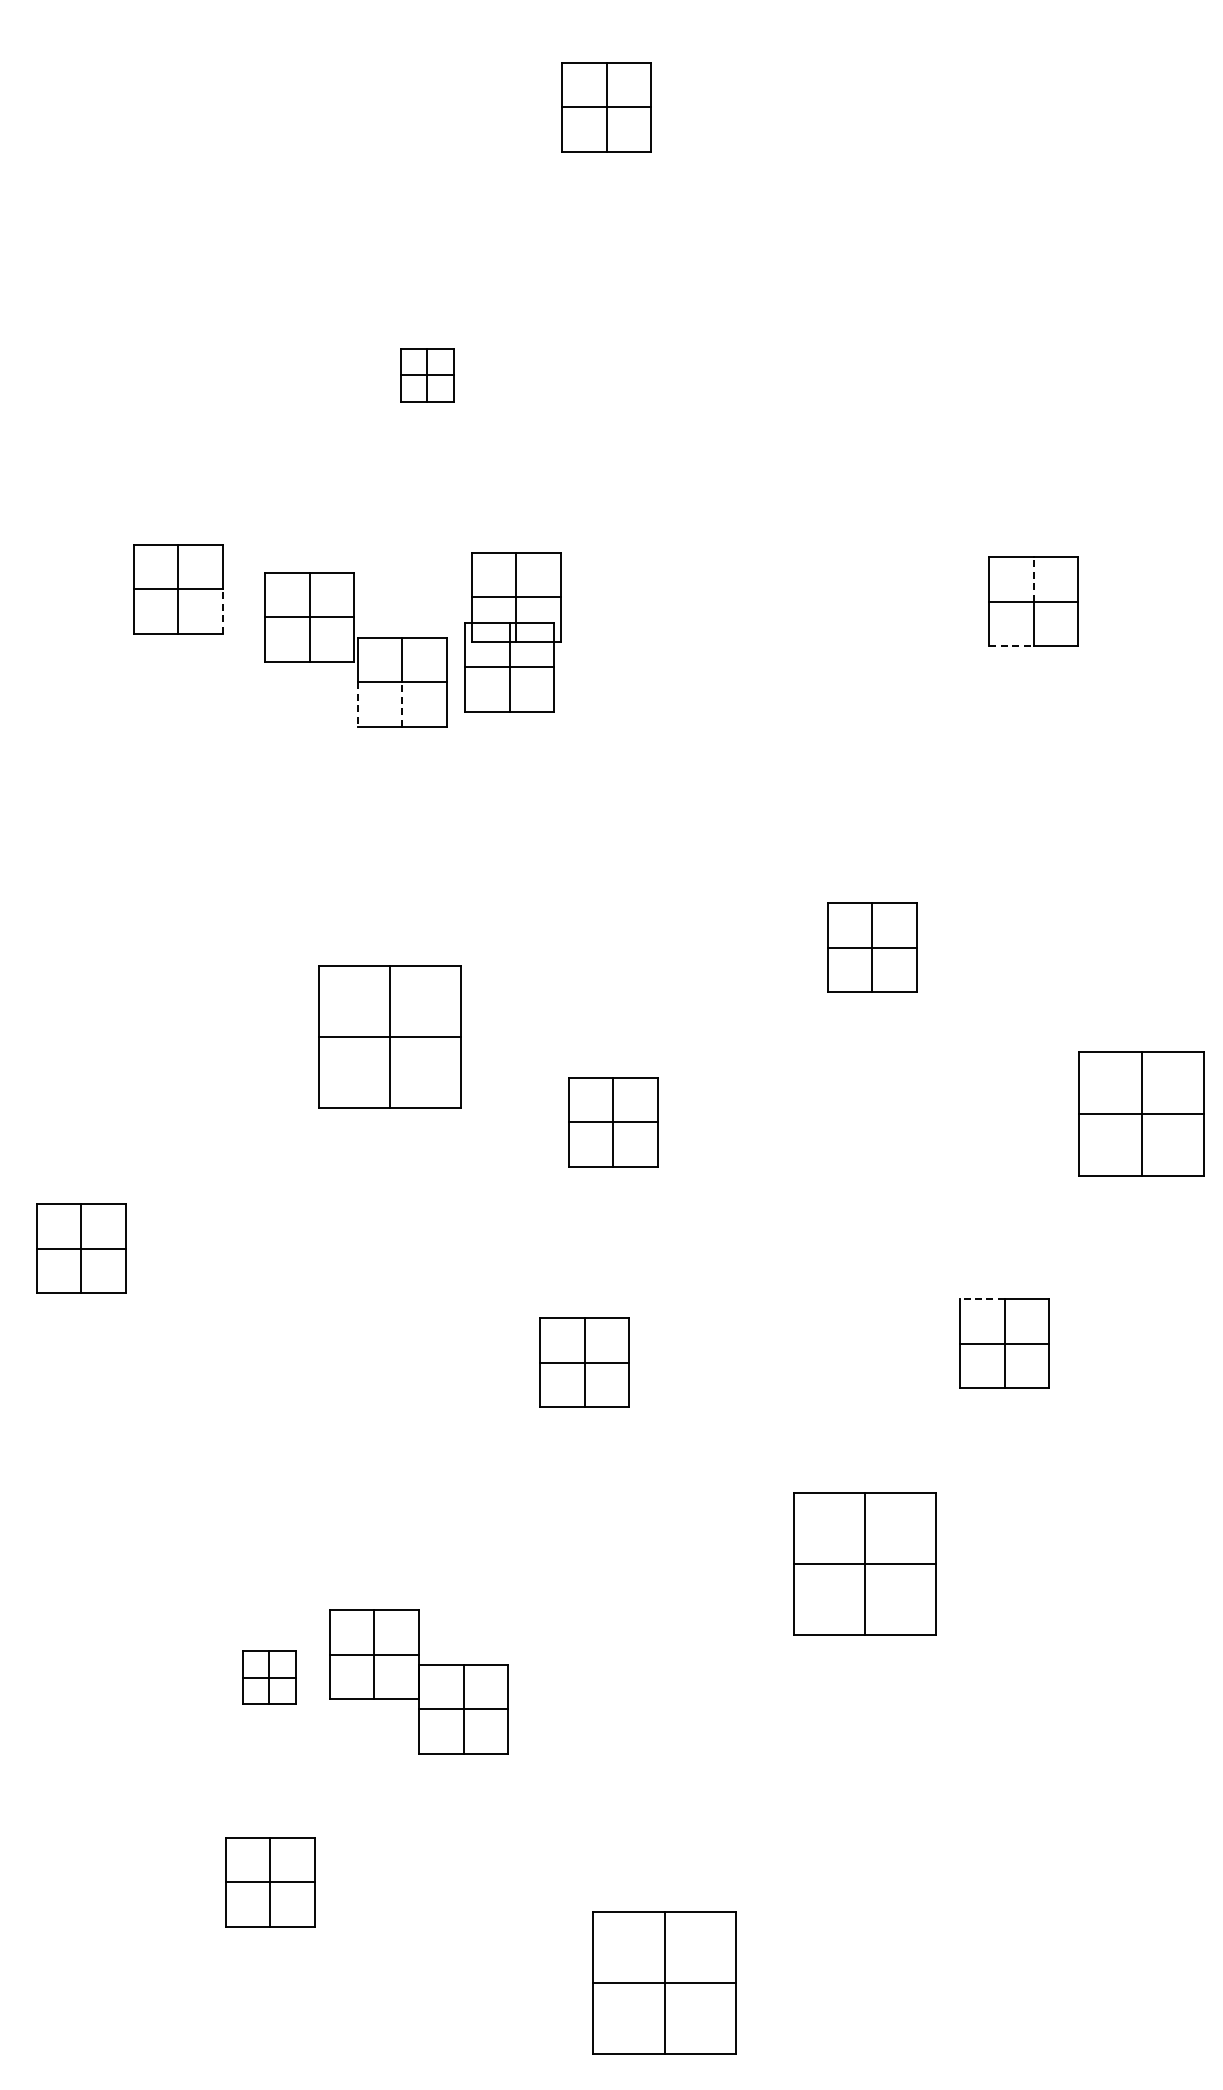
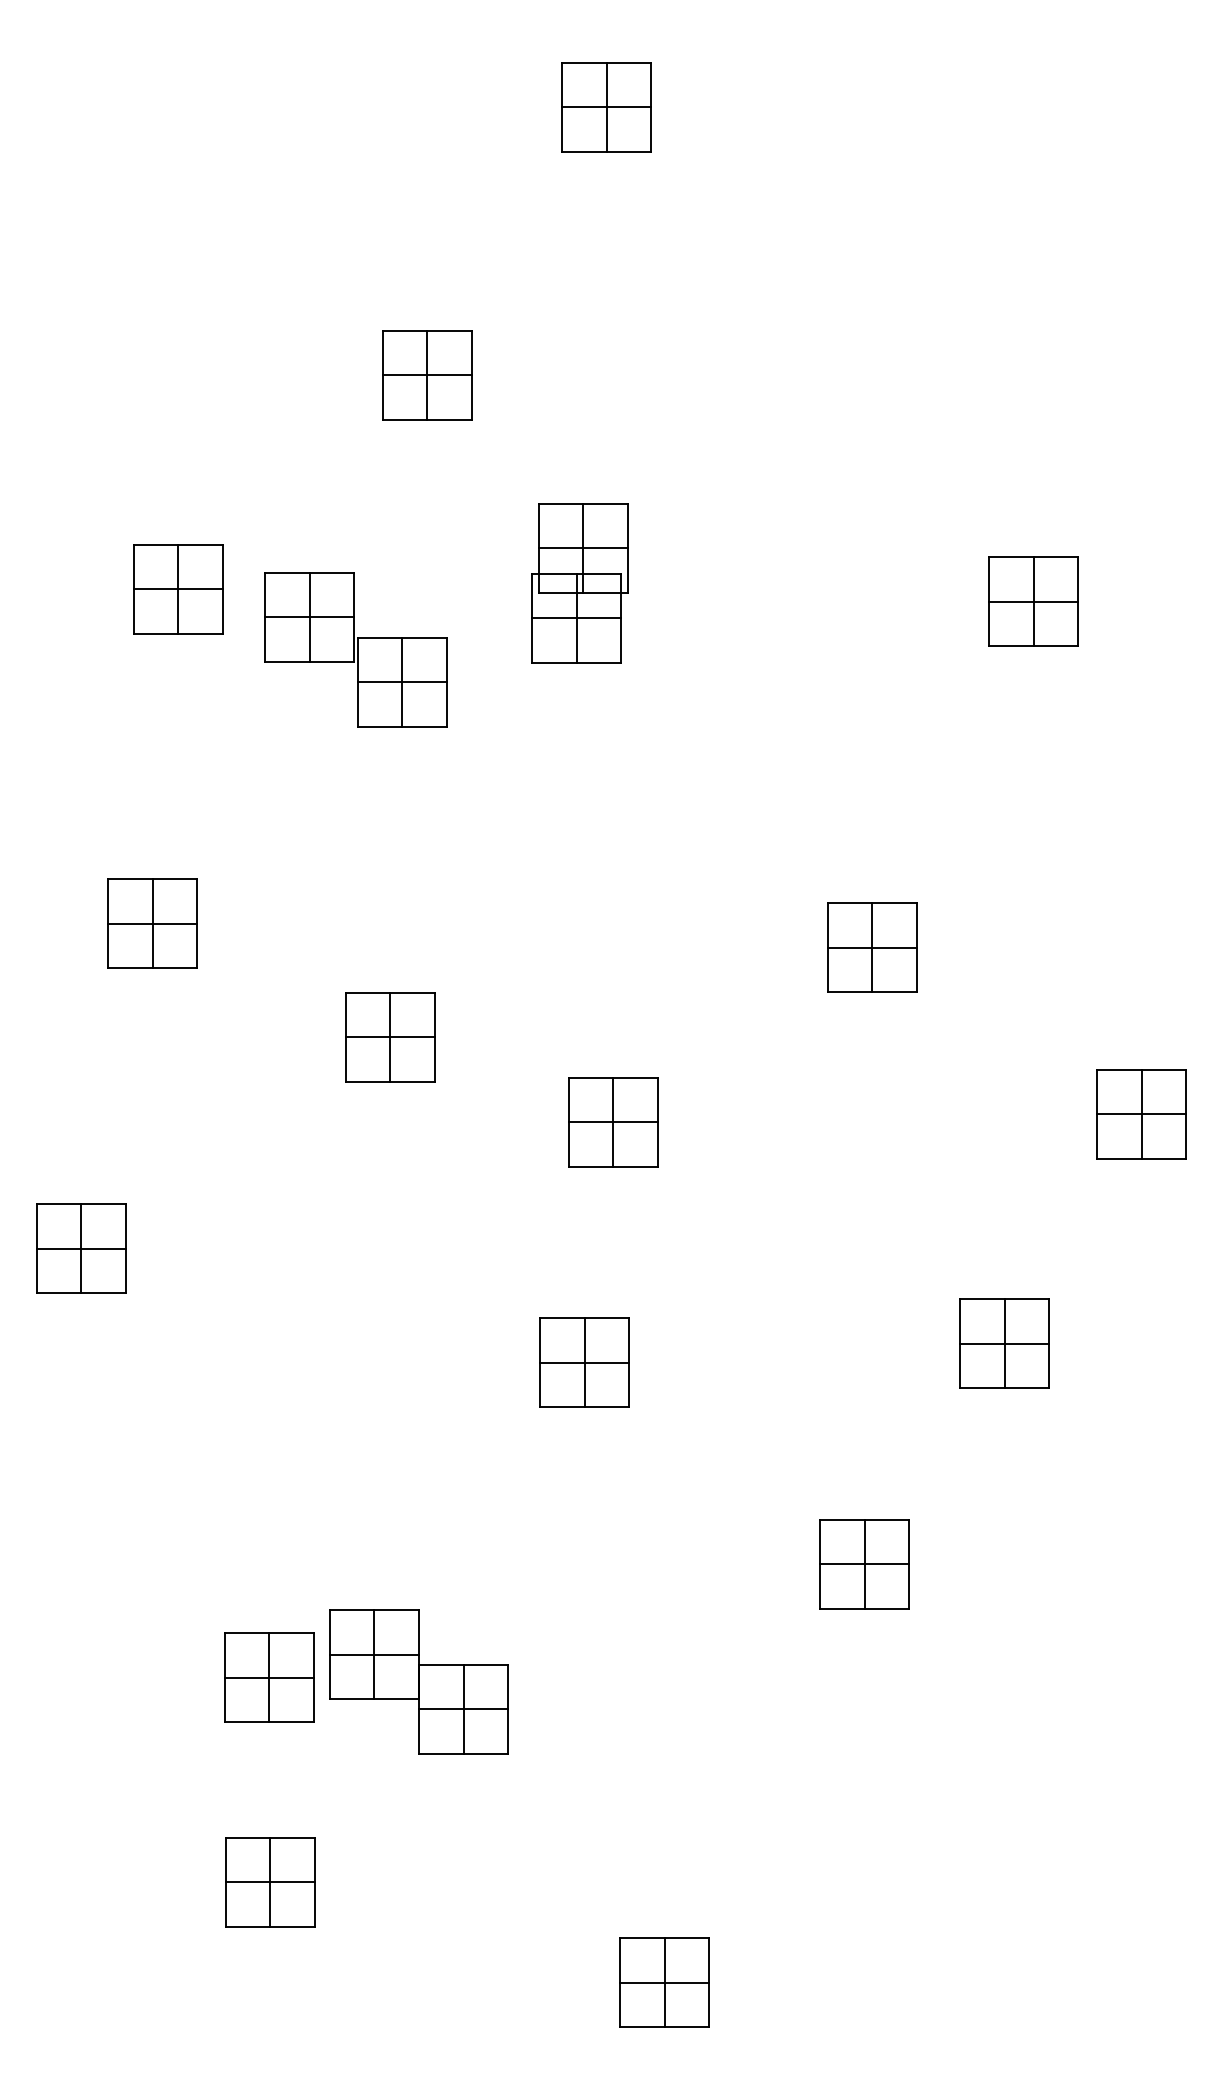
part size: 55x55 px -> 91x91 px (427, 375)
line: dashed -> solid (1033, 579)
line: dashed -> solid (222, 610)
part position: (512, 632) -> (579, 583) (579, 583)
line: dashed -> solid (1012, 646)
line: dashed -> solid (402, 703)
line: dashed -> solid (357, 704)
part: none -> present (152, 923)
part size: 144x144 px -> 91x91 px (390, 1037)
part size: 127x126 px -> 91x91 px (1141, 1114)
line: dashed -> solid (982, 1299)
part size: 144x144 px -> 91x91 px (864, 1564)
part size: 55x55 px -> 91x91 px (269, 1677)
part size: 145x144 px -> 91x91 px (664, 1982)
